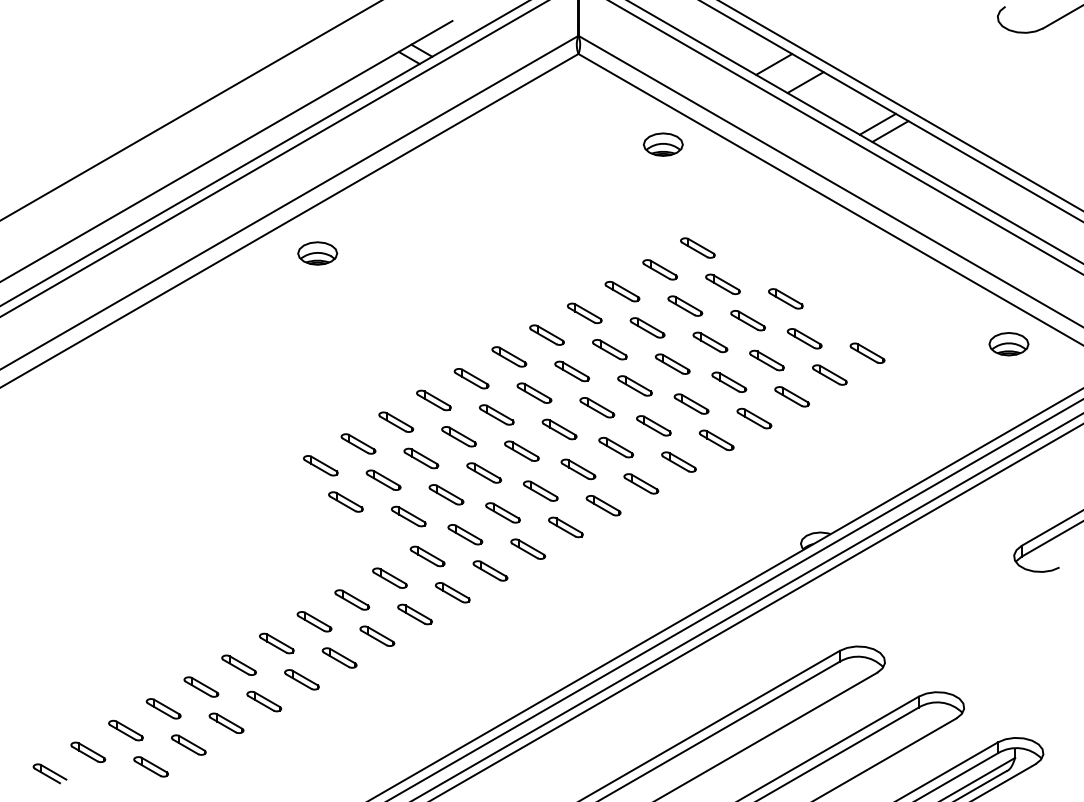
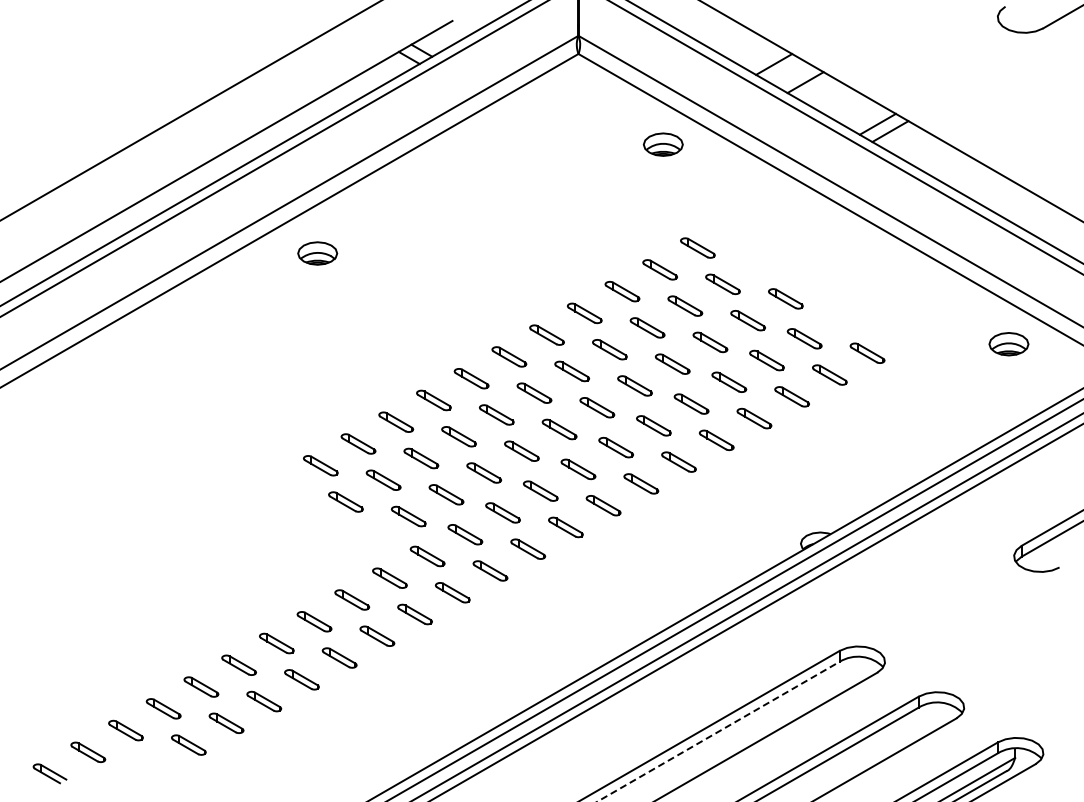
line: present -> none (900, 105)
line: solid -> dashed (718, 731)
part: present -> none (150, 766)
